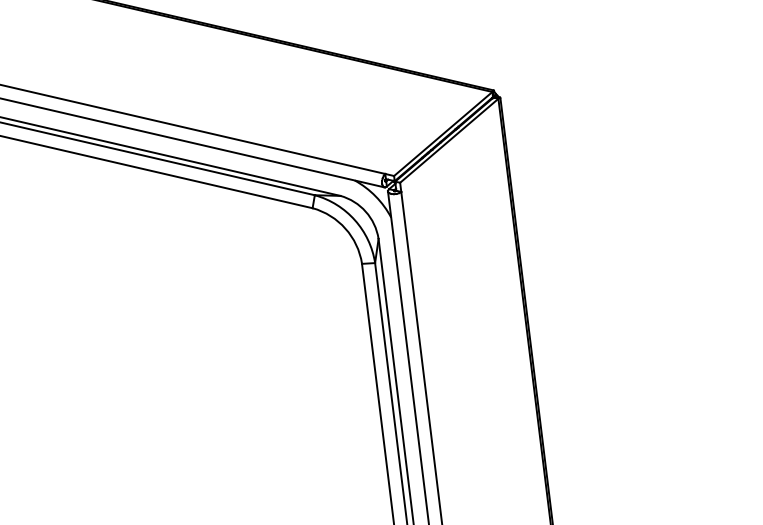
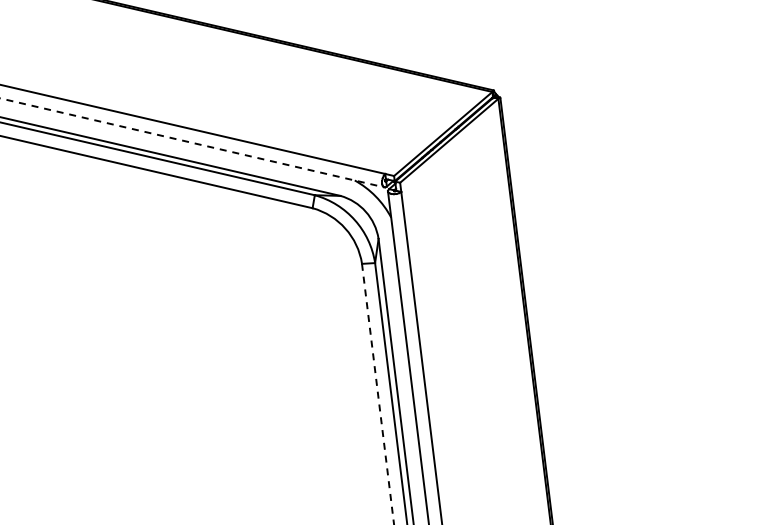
line: solid -> dashed (192, 142)
line: solid -> dashed (378, 394)
